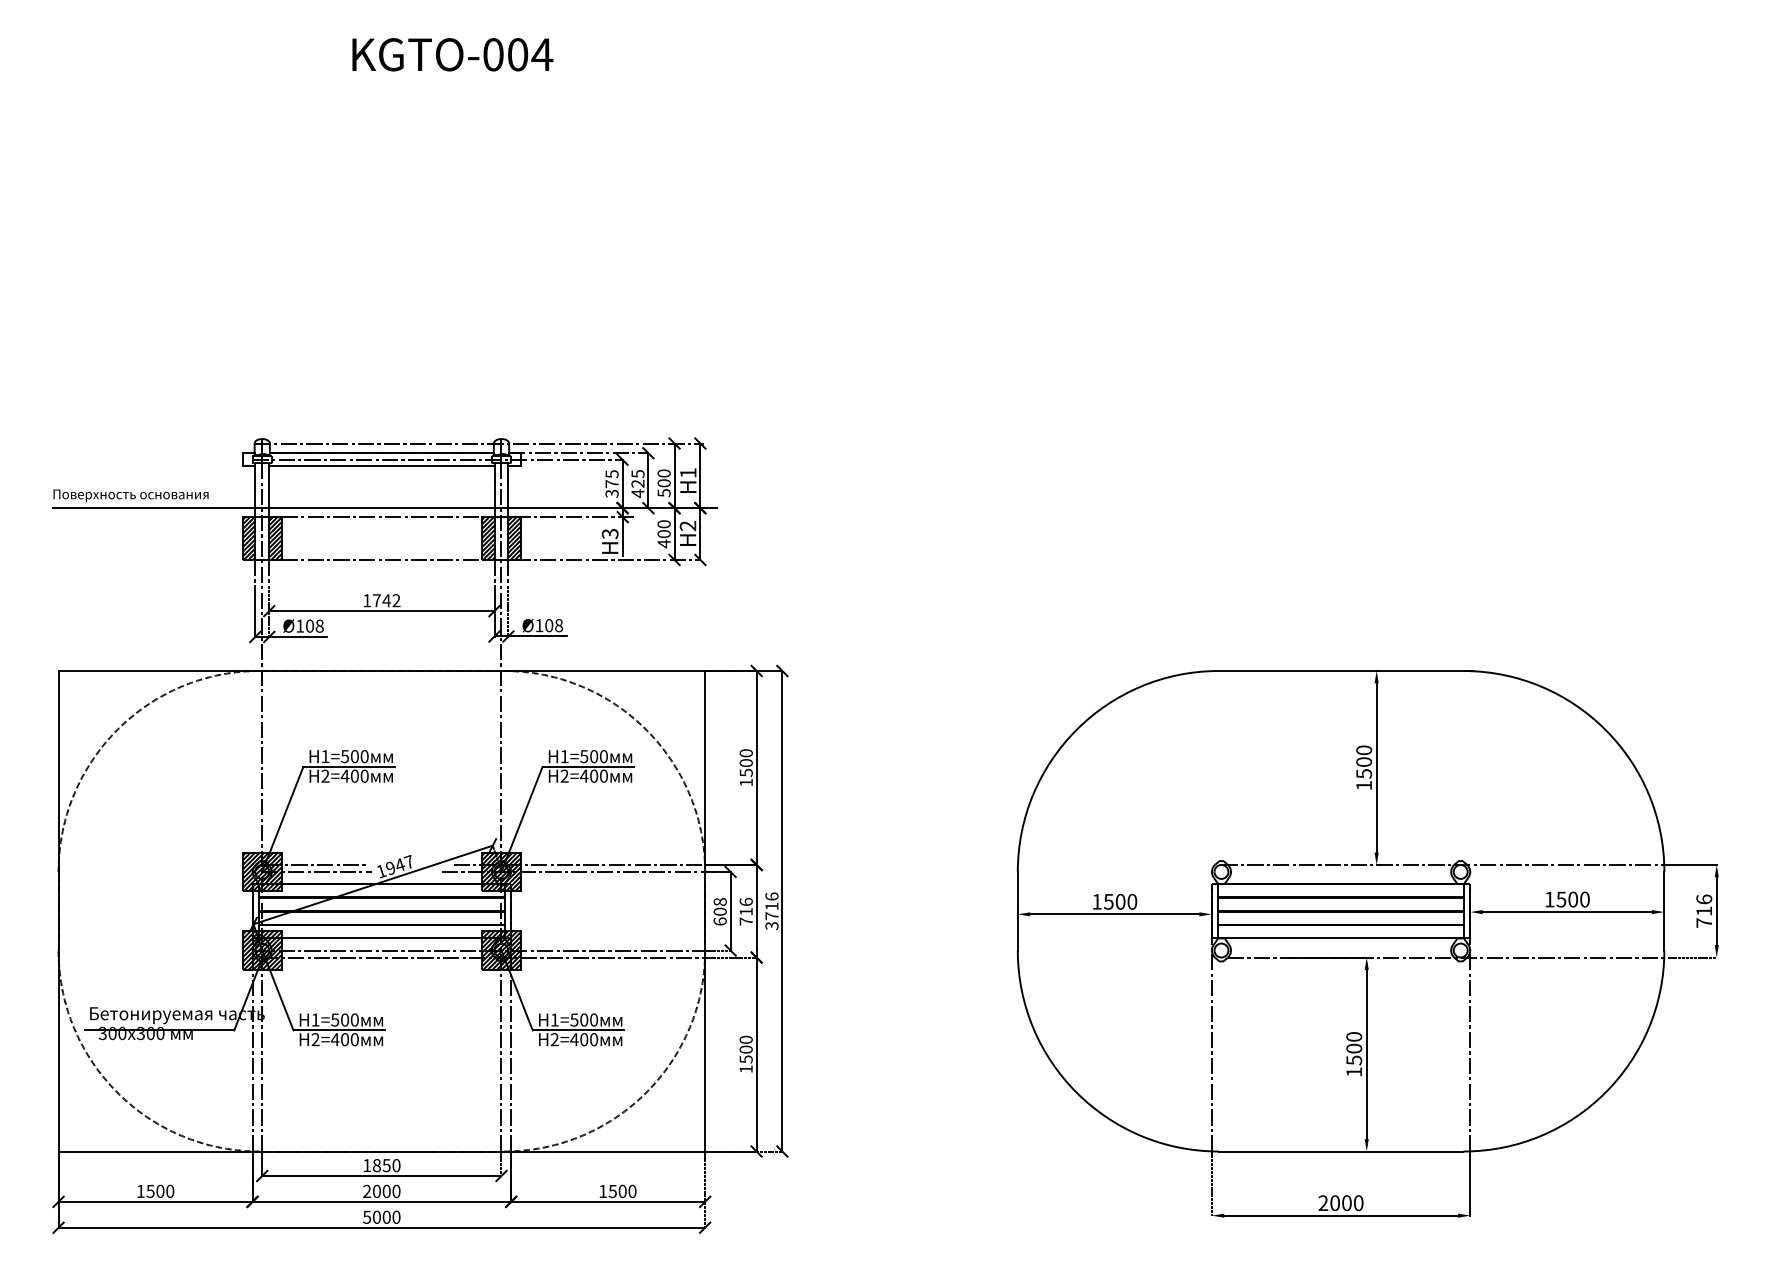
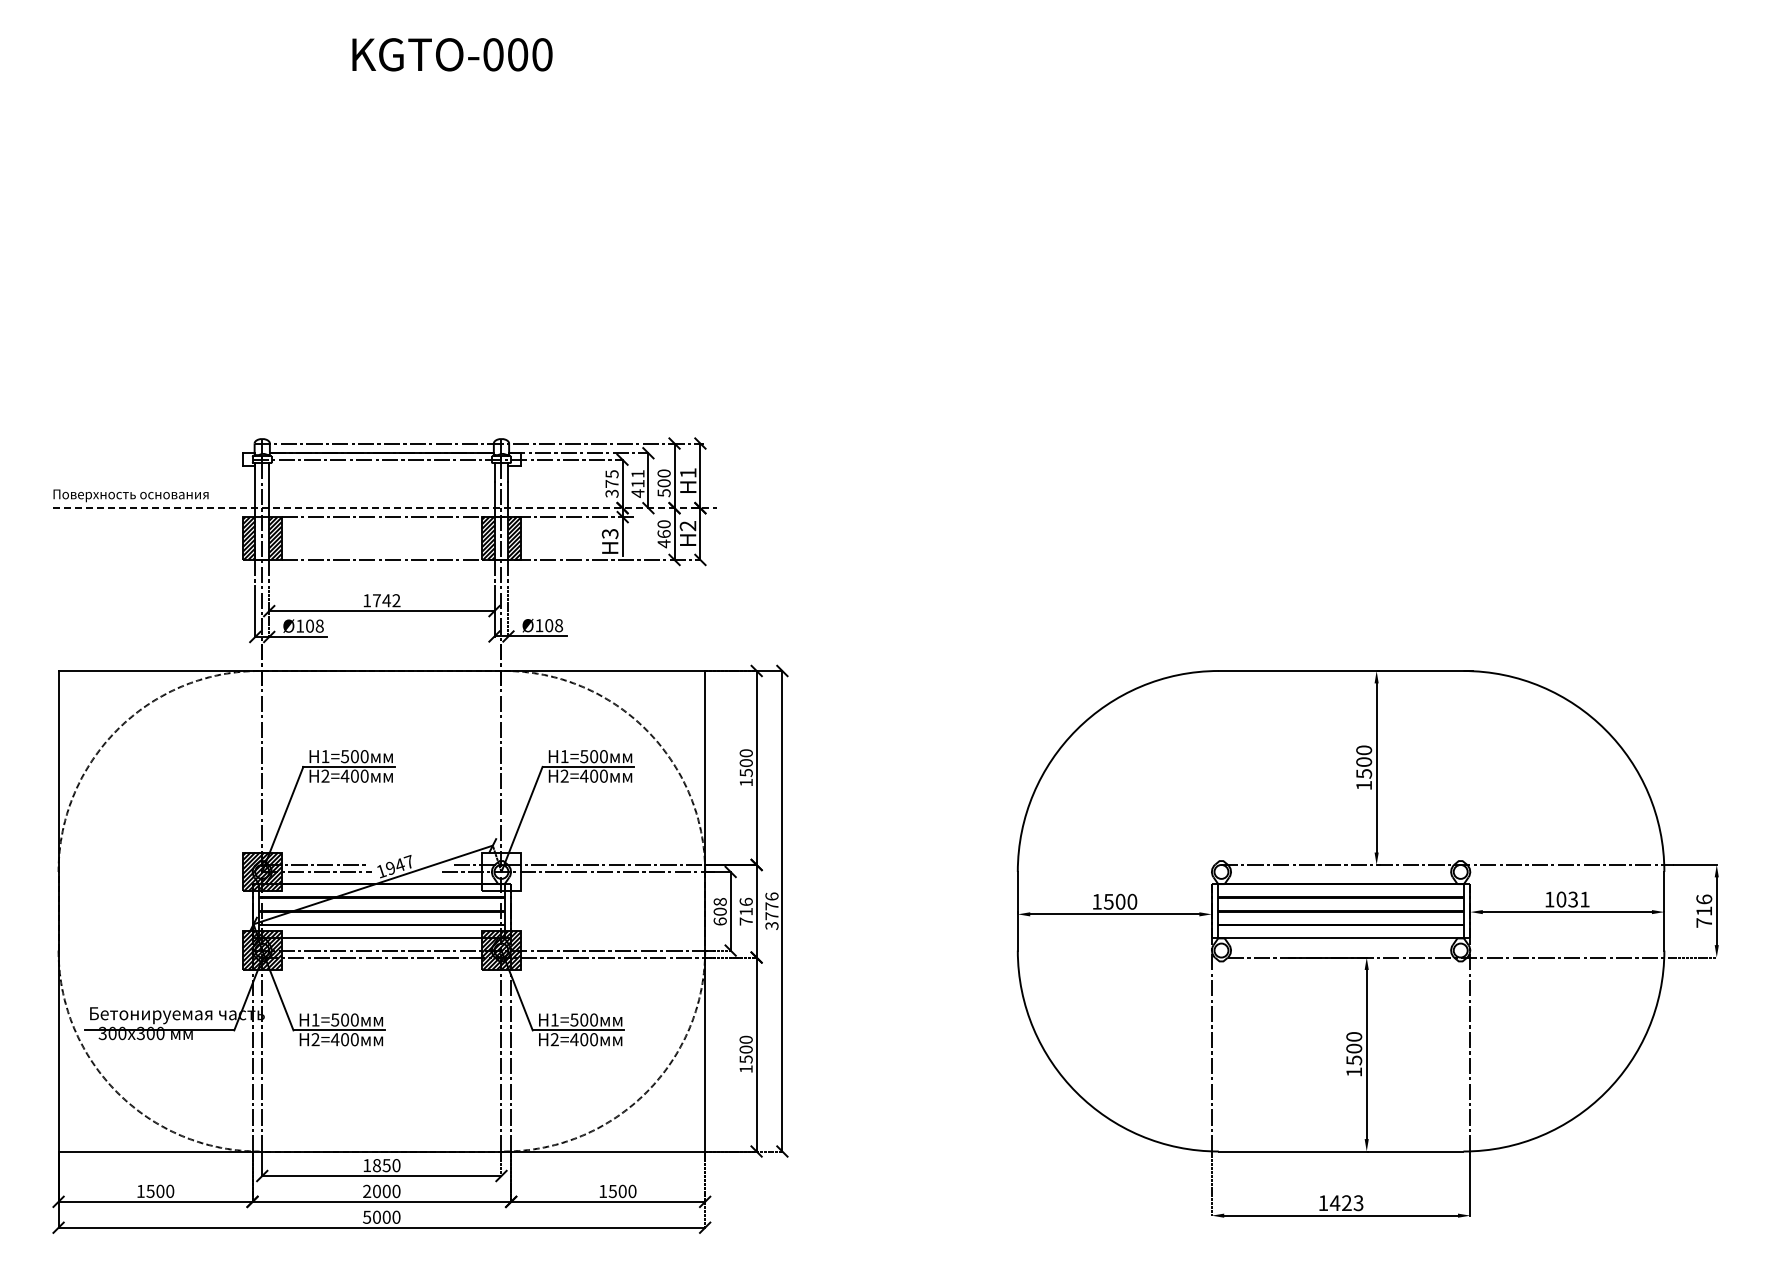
text: KGTO-004 -> KGTO-000 (542, 54)
line: present -> none (381, 466)
text: 425 -> 411 (637, 478)
line: solid -> dashed (385, 508)
text: 400 -> 460 (663, 533)
hatch: present -> none (501, 871)
text: 1500 -> 1031 (1572, 899)
text: 3716 -> 3776 (771, 906)
text: 2000 -> 1423 (1340, 1203)
